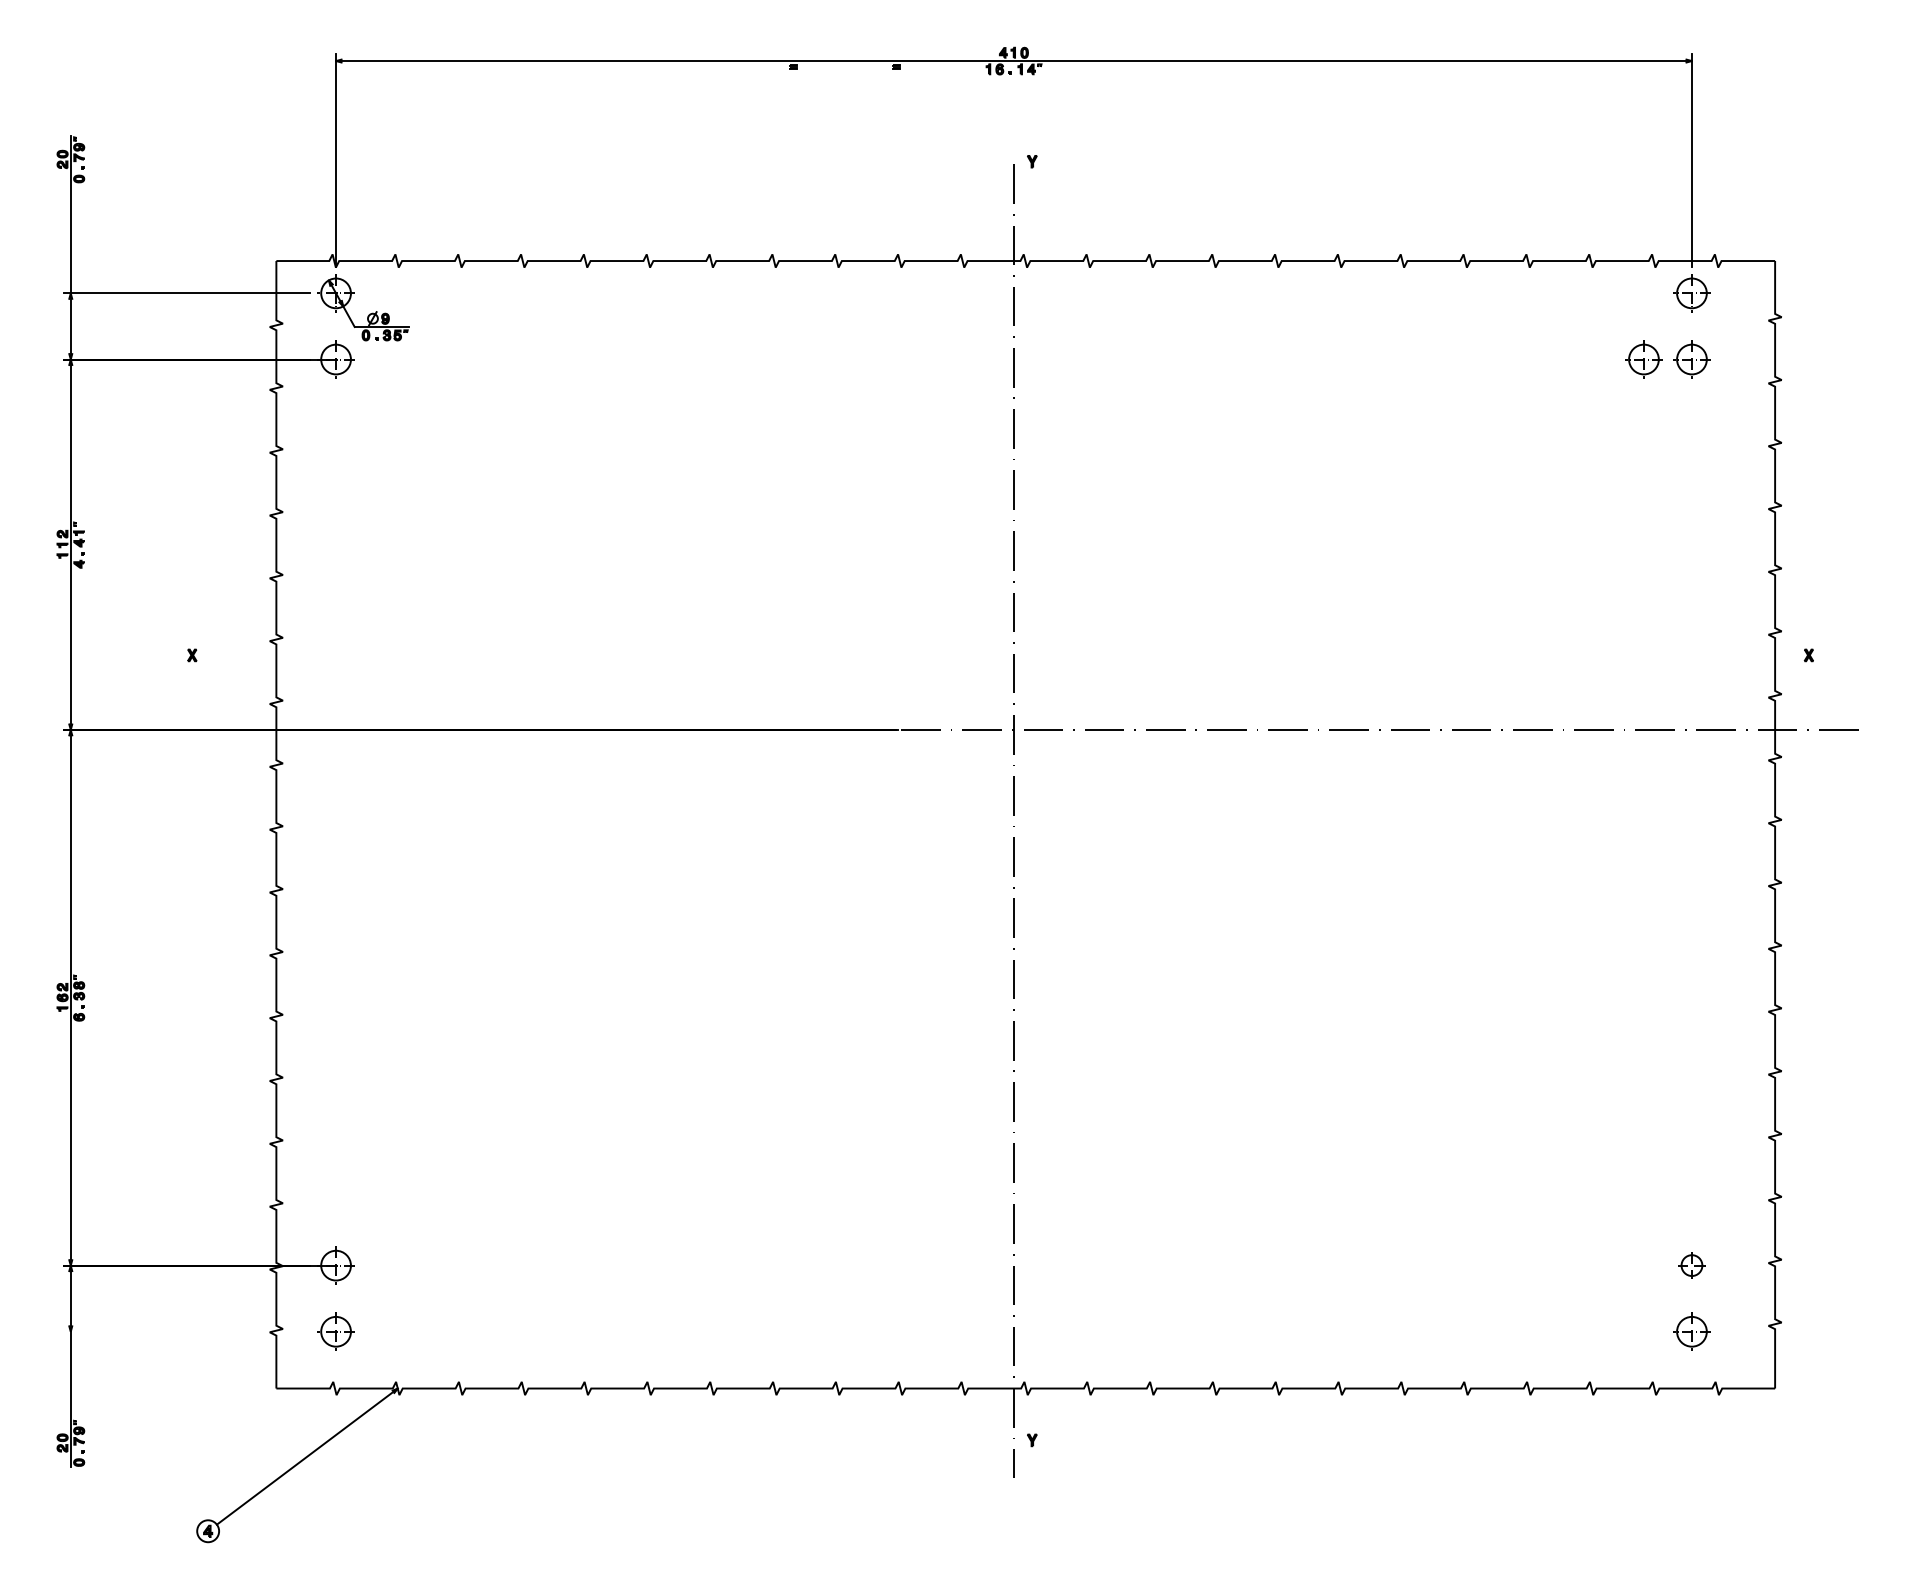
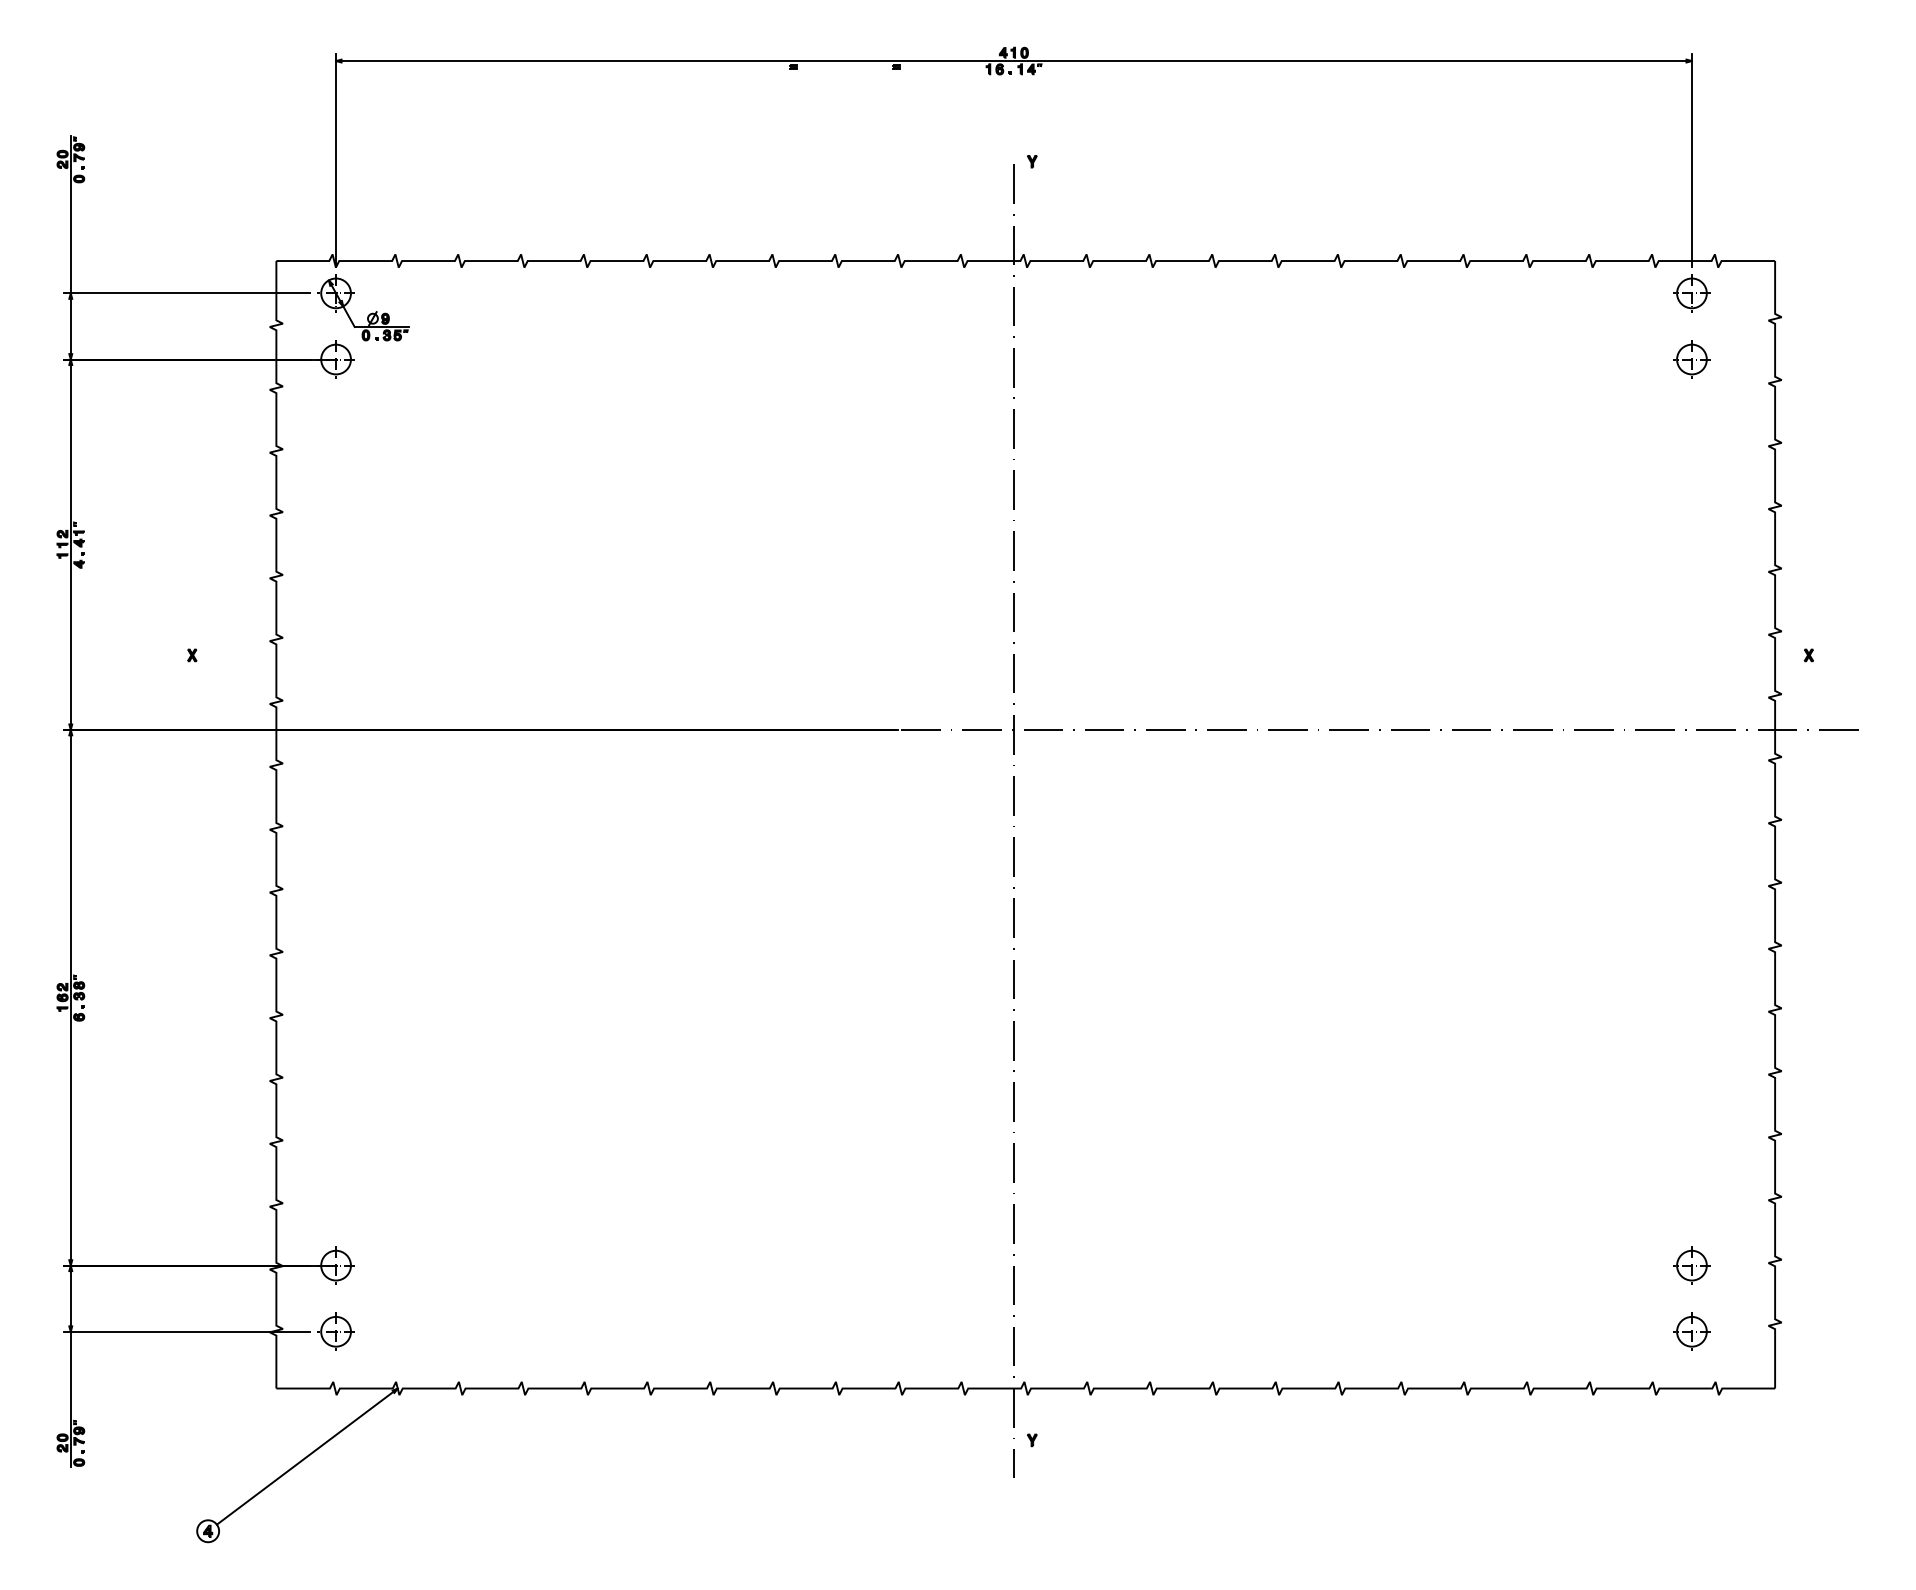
part: present -> none (1643, 359)
part size: 28x27 px -> 38x39 px (1691, 1265)
line: none -> present (187, 1331)
